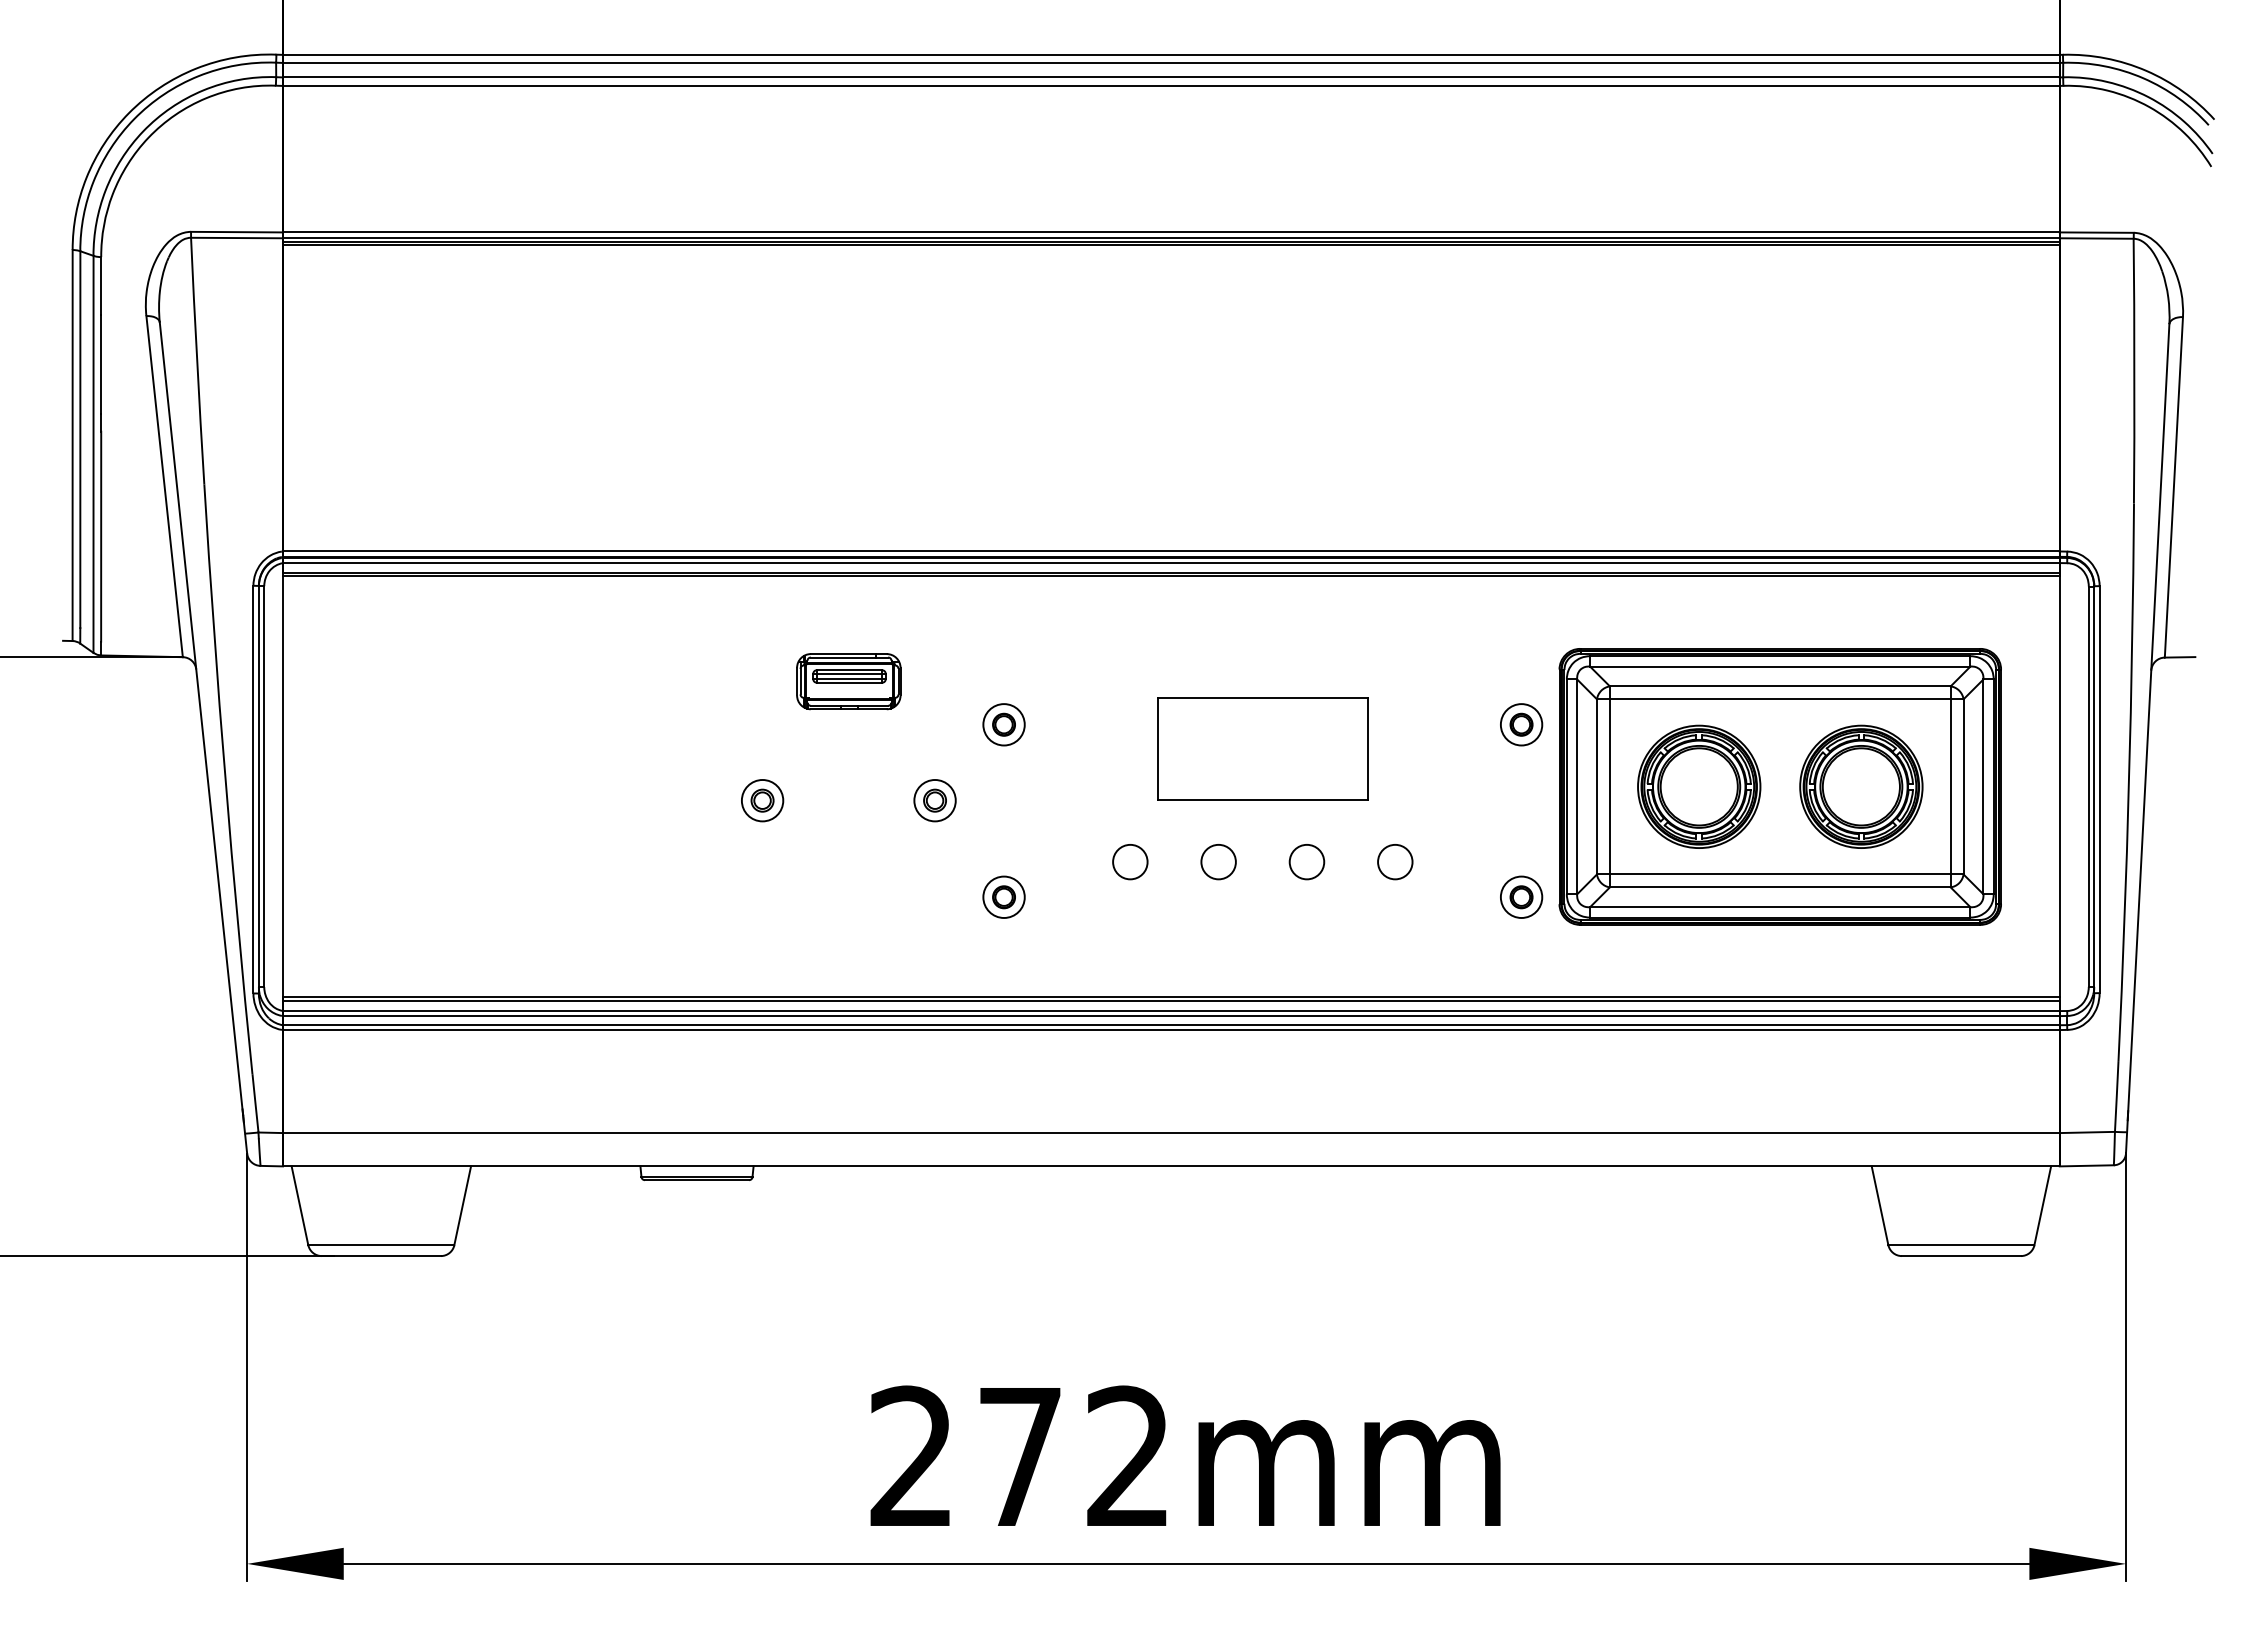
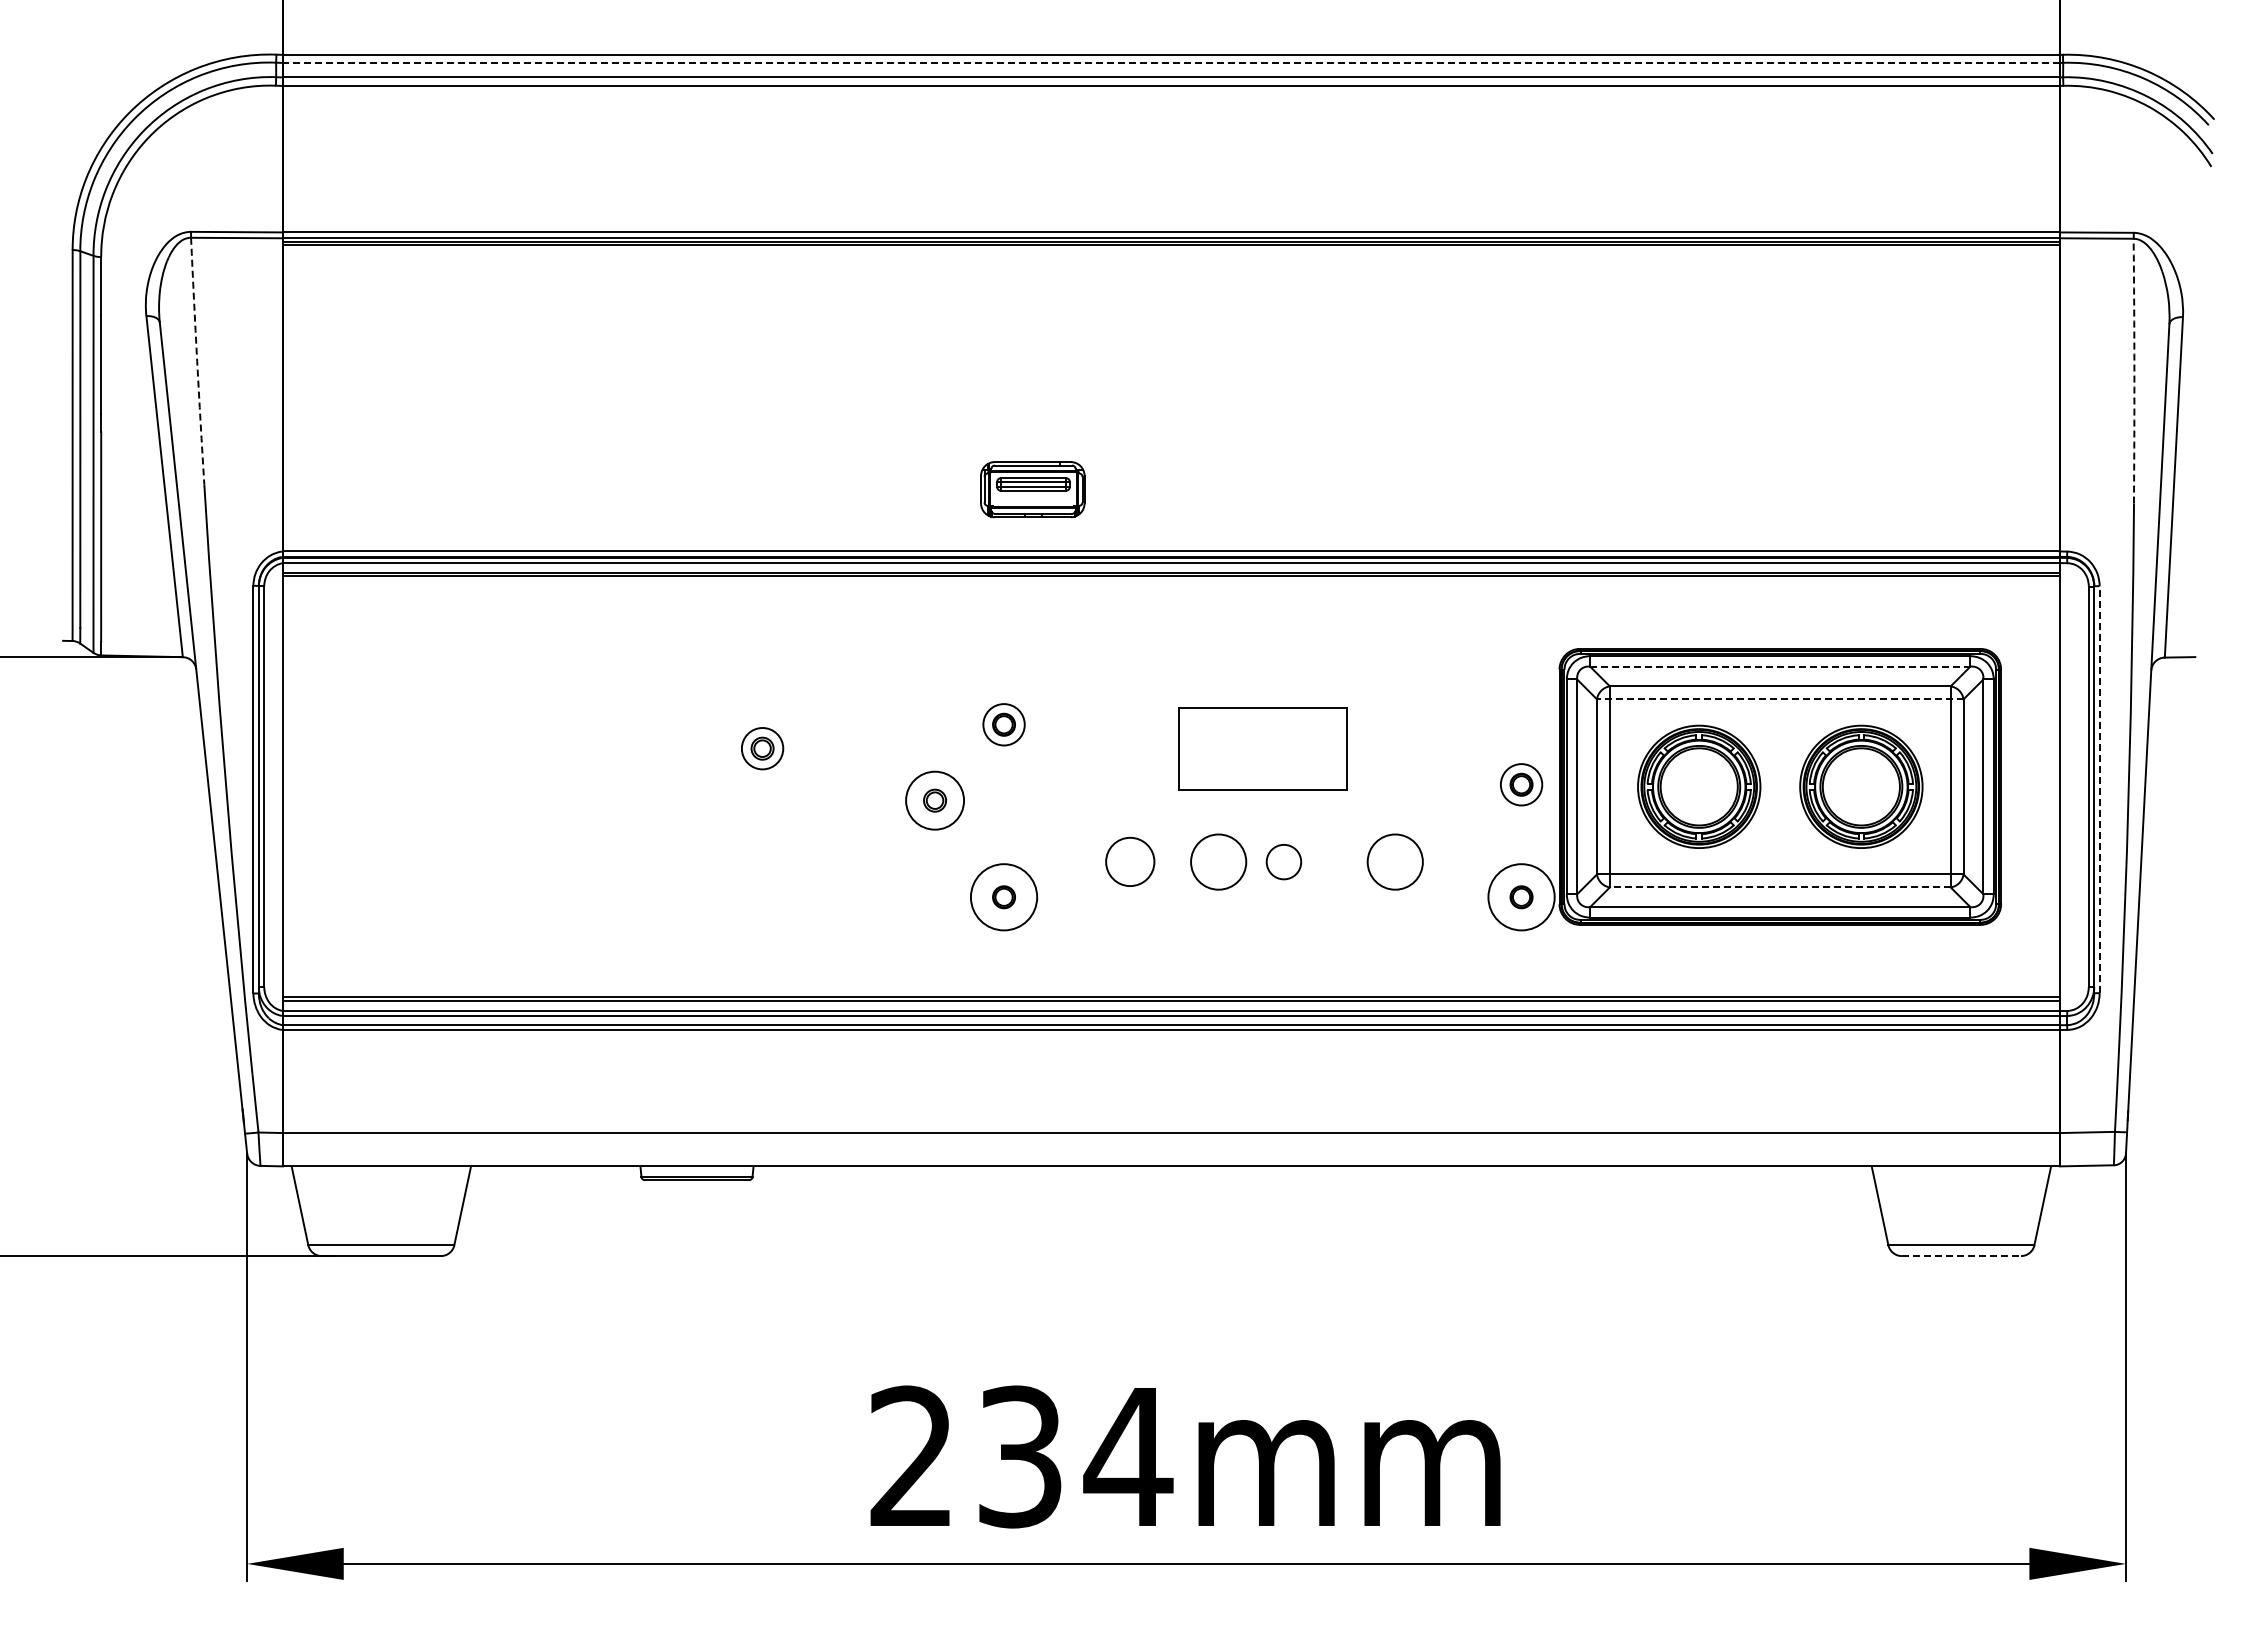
line: solid -> dashed (1170, 62)
arc: solid -> dashed (197, 361)
arc: solid -> dashed (2134, 371)
line: solid -> dashed (1780, 666)
part position: (848, 681) -> (1032, 489) (1032, 489)
line: solid -> dashed (1779, 699)
part position: (1521, 724) -> (1521, 784) (1521, 784)
part size: 212x104 px -> 170x84 px (1262, 748)
line: solid -> dashed (2099, 789)
part position: (762, 800) -> (762, 748) (762, 748)
circle diameter: 41 px -> 58 px (935, 800)
circle diameter: 34 px -> 55 px (1218, 861)
circle diameter: 34 px -> 55 px (1394, 861)
circle size: 37x37 px -> 51x51 px (1130, 861)
circle position: (1306, 862) -> (1283, 862) (1283, 862)
line: solid -> dashed (1779, 887)
circle diameter: 41 px -> 66 px (1003, 897)
circle diameter: 41 px -> 66 px (1521, 897)
line: solid -> dashed (1961, 1256)
text: 272mm -> 234mm (1076, 1456)
